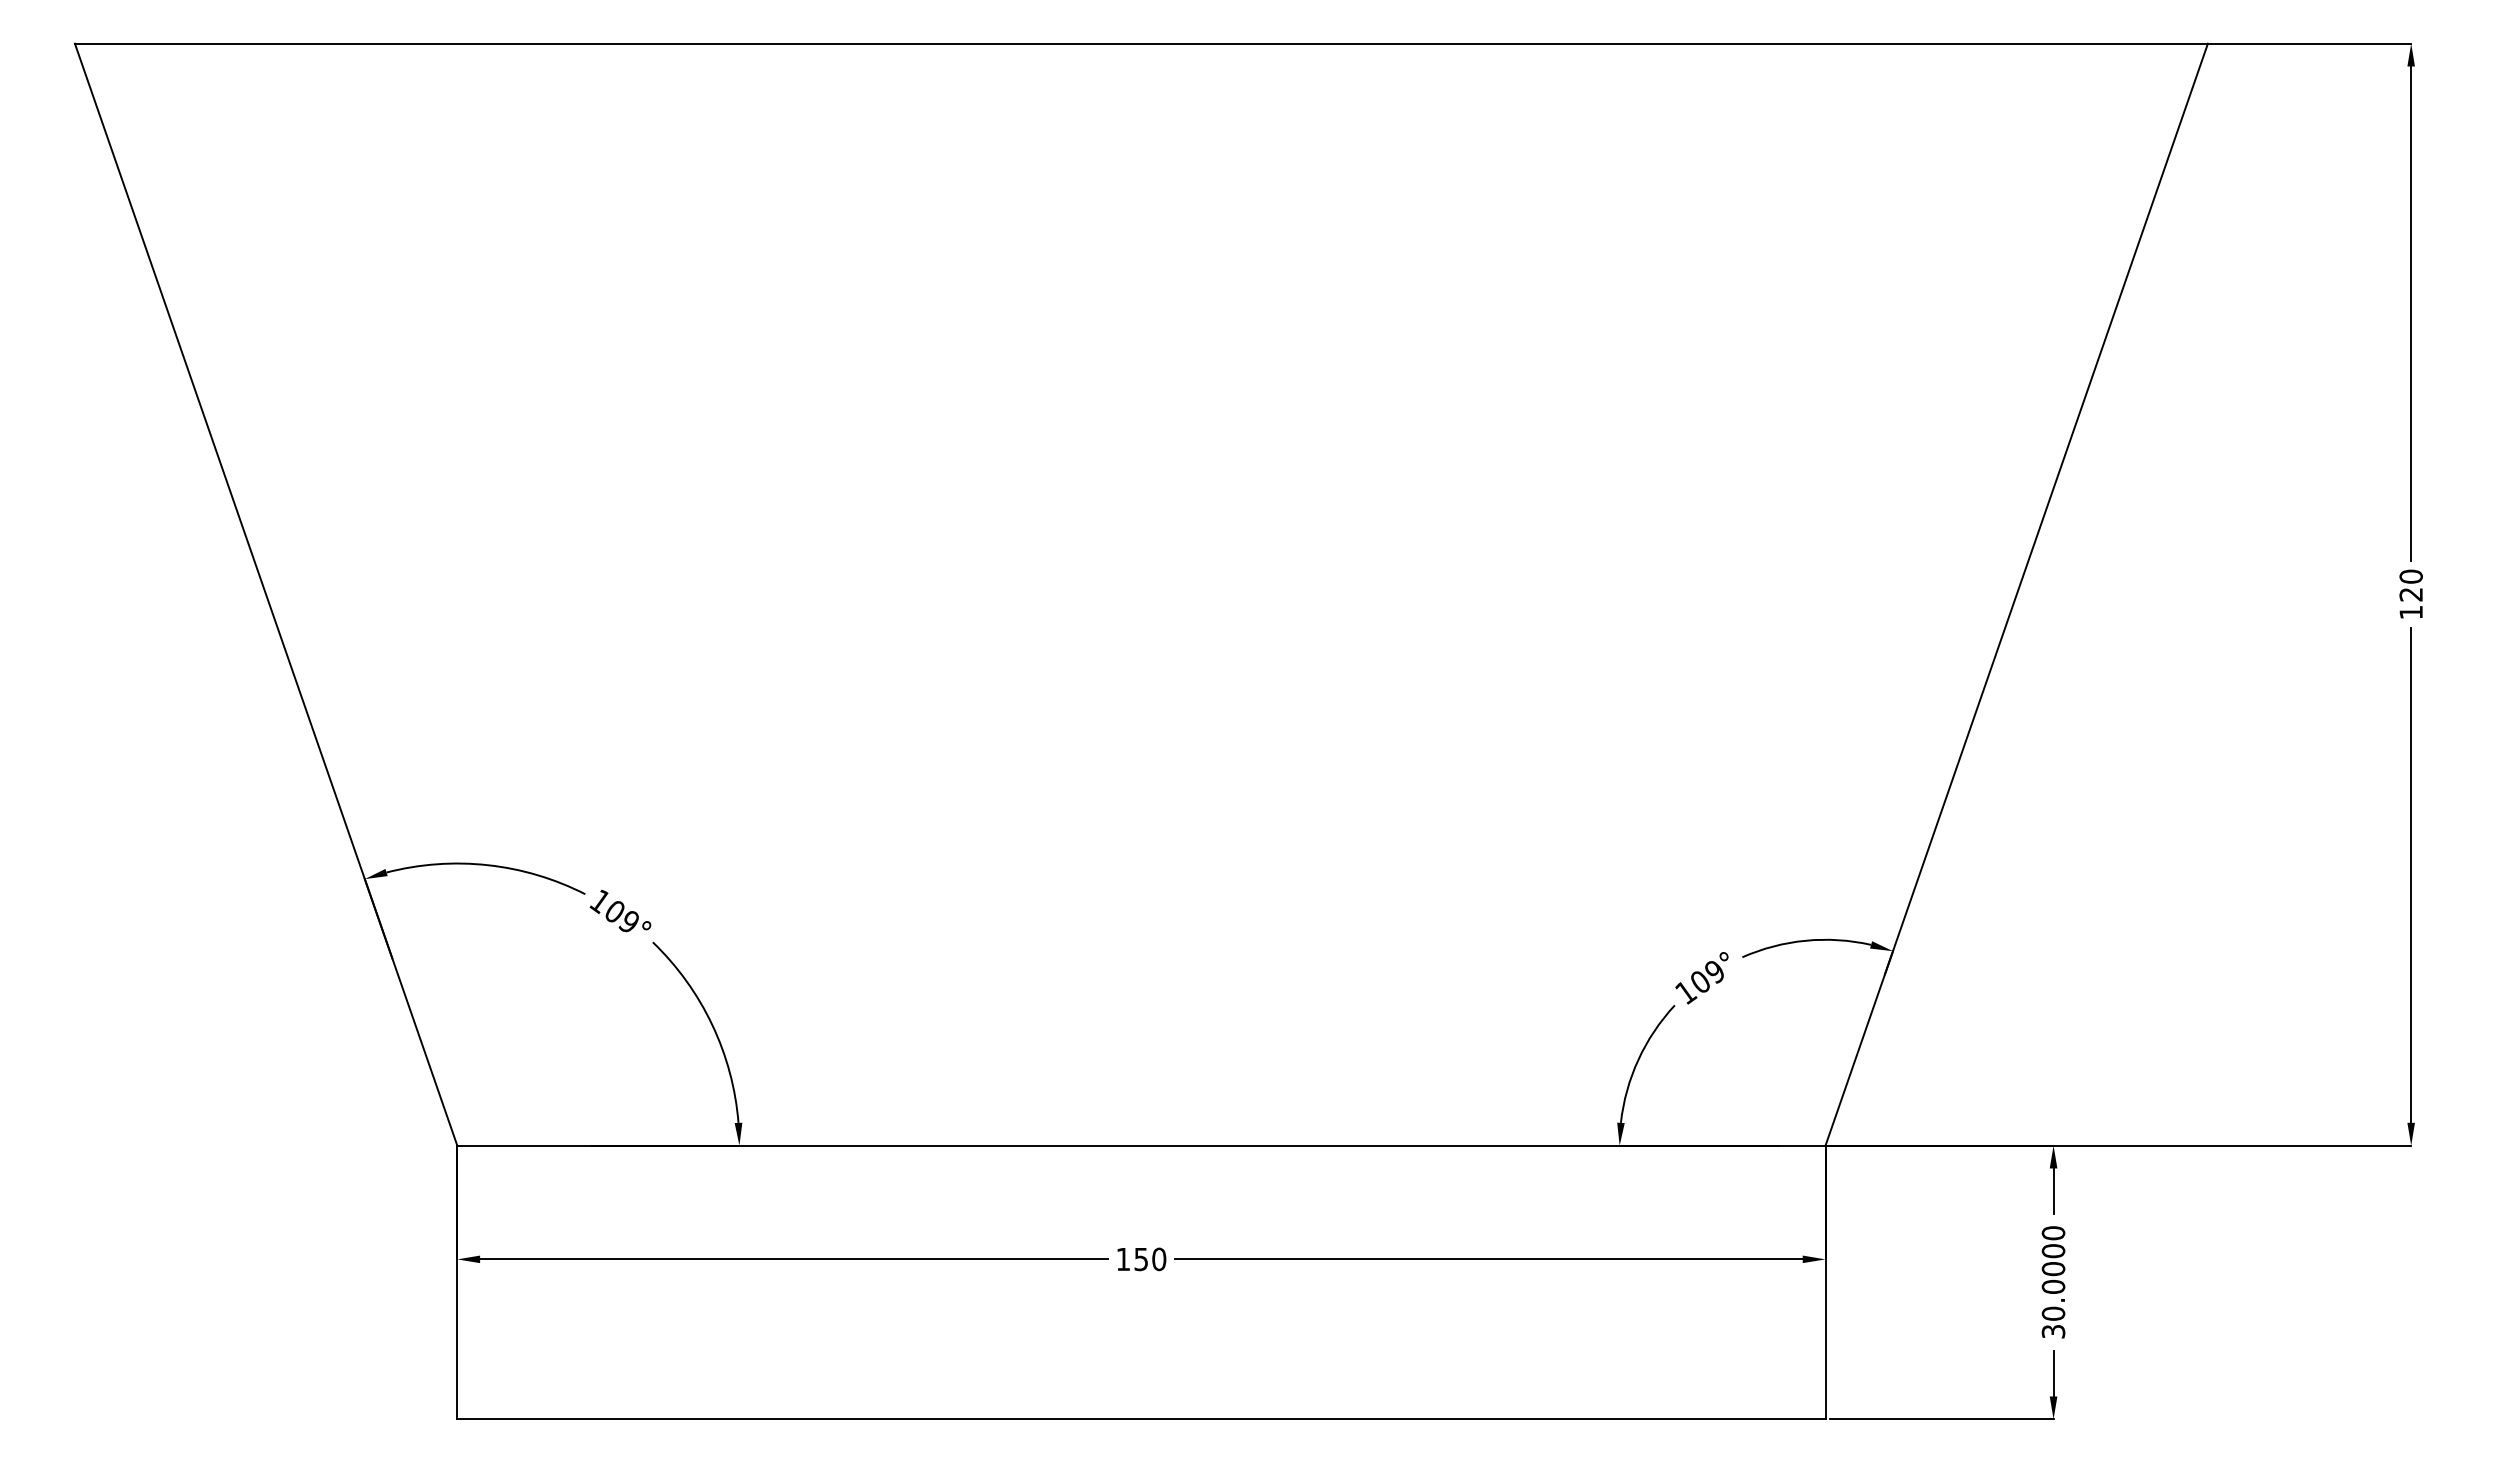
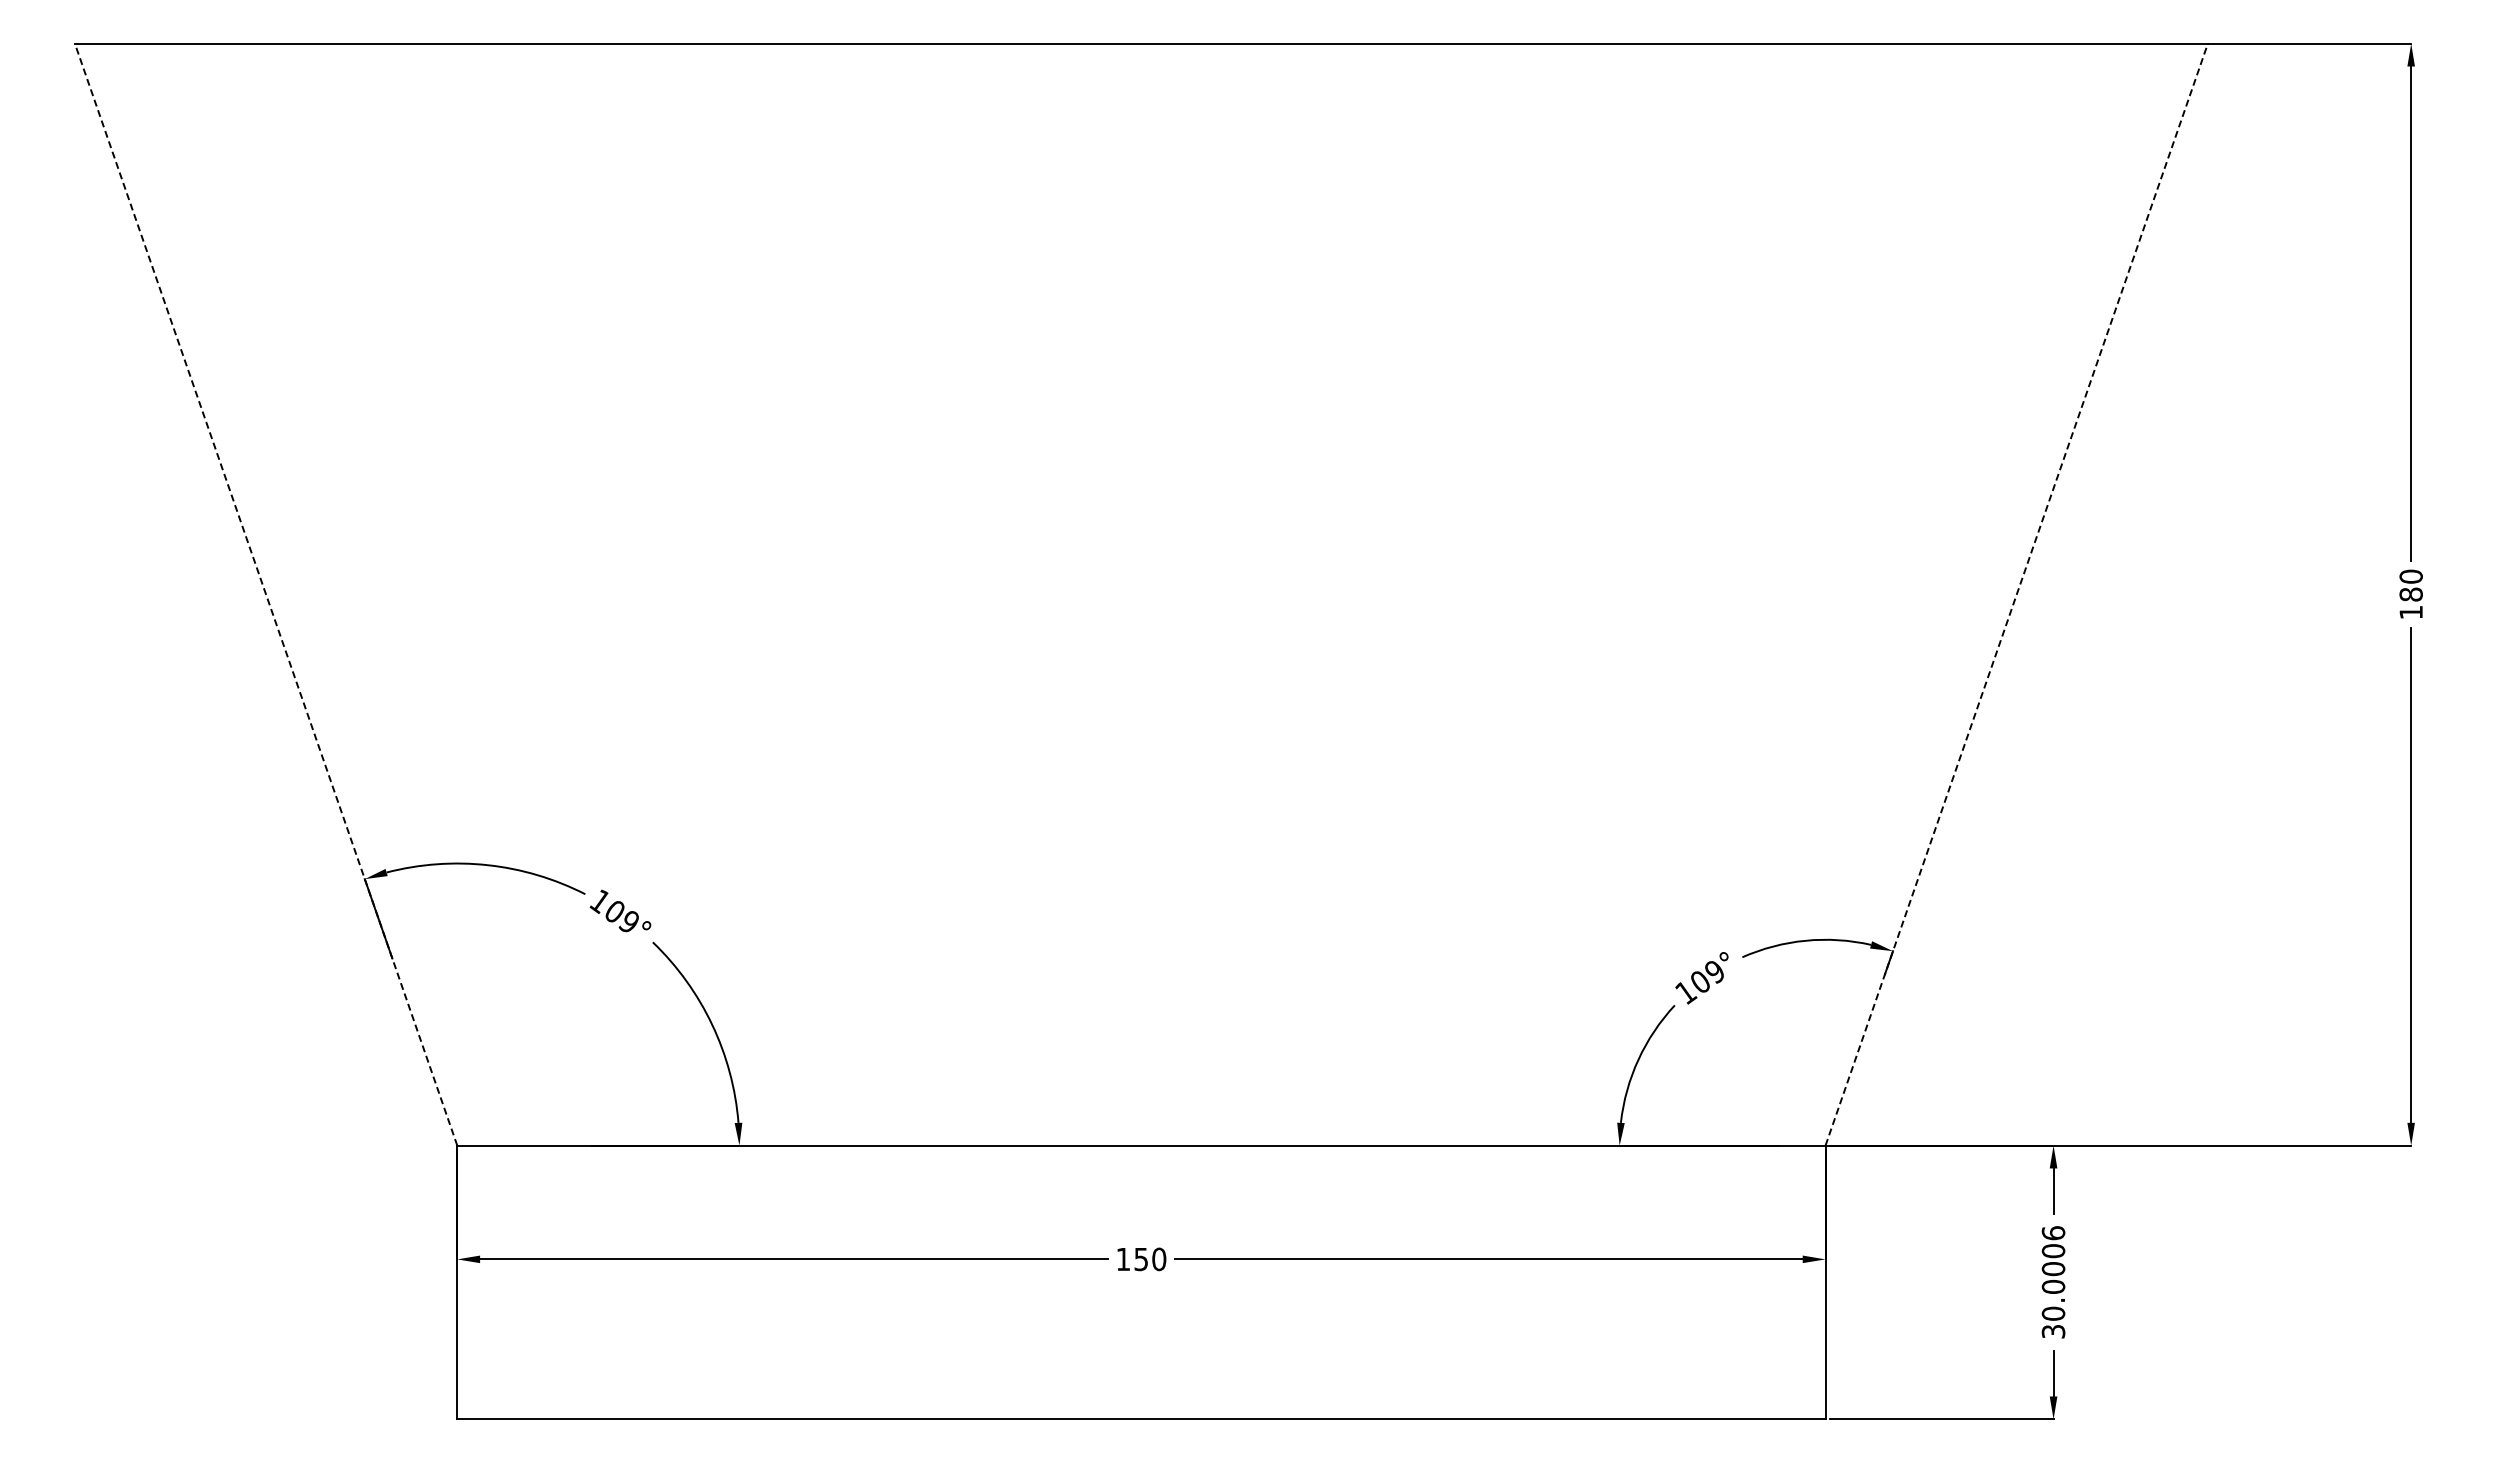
line: solid -> dashed (265, 594)
line: solid -> dashed (2016, 594)
text: 120 -> 180 (2410, 594)
text: 30.0000 -> 30.0006 (2053, 1233)
